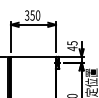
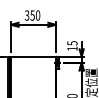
text: 45 -> 15 (72, 48)
